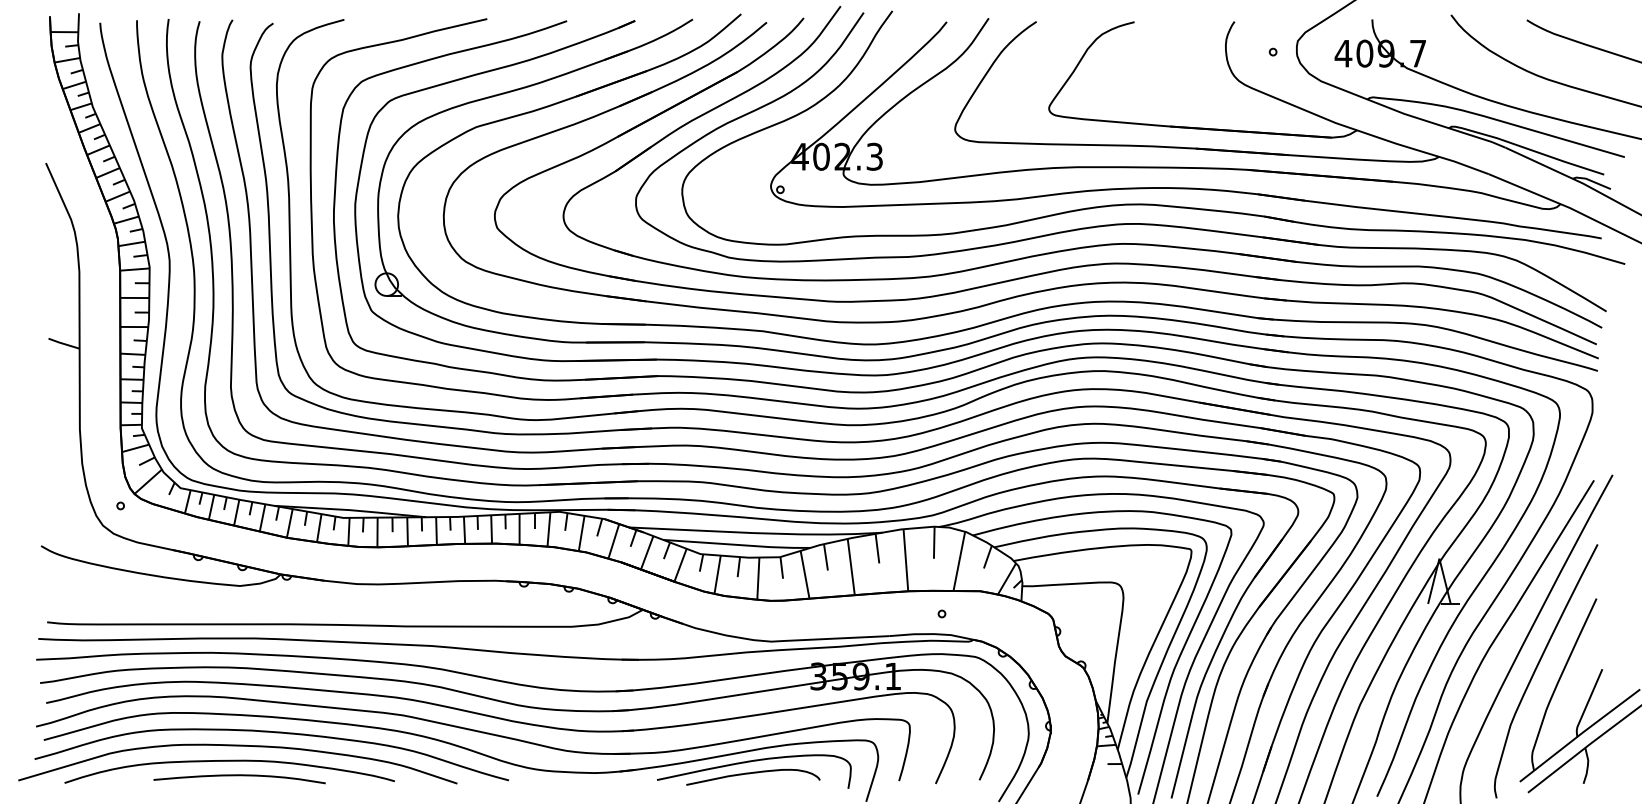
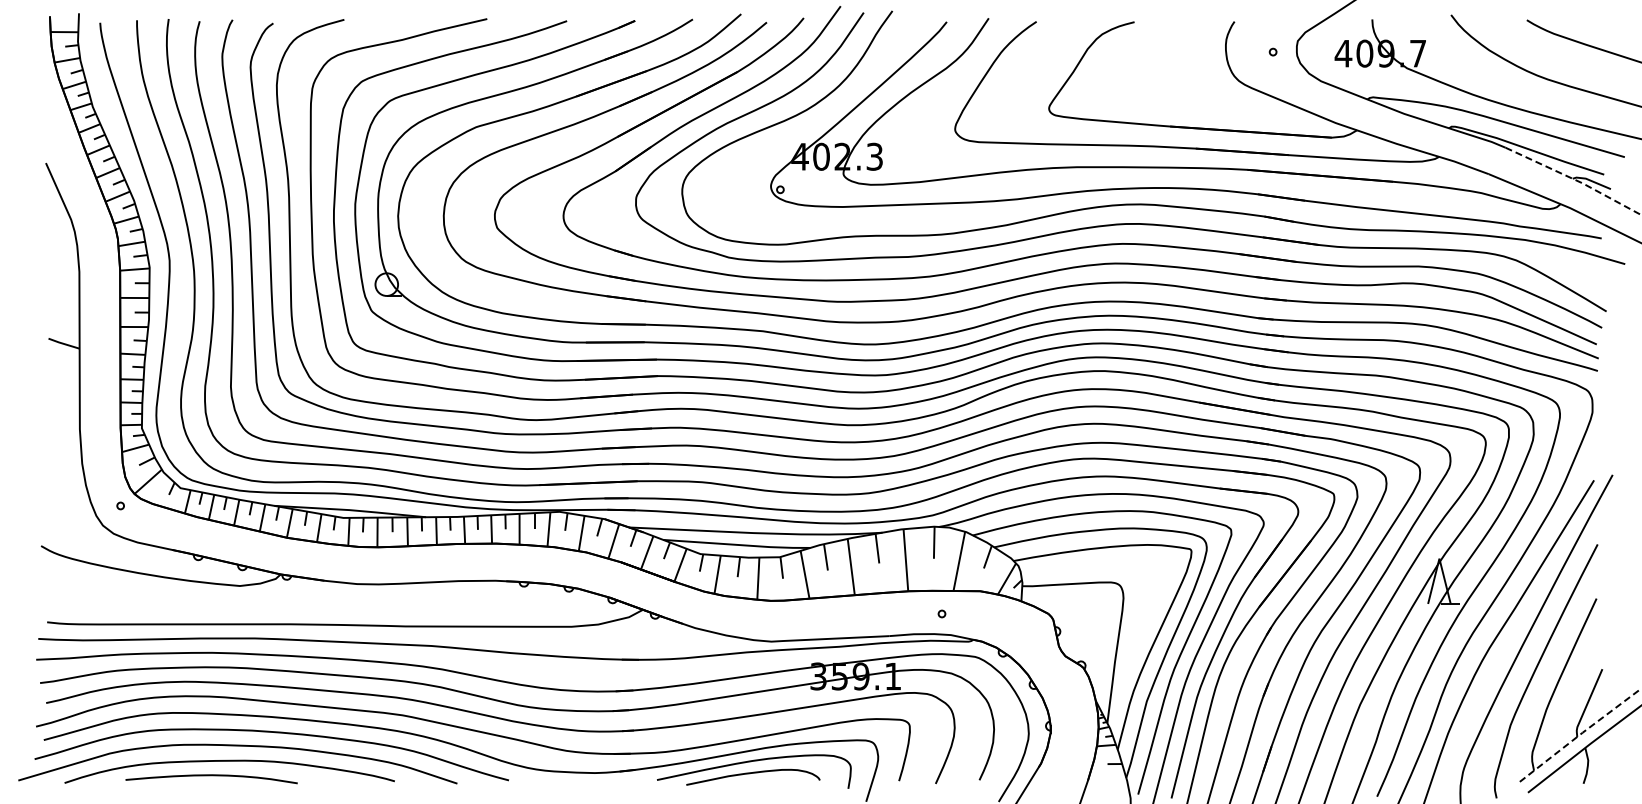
line: solid -> dashed (1574, 179)
line: solid -> dashed (1580, 734)
curve position: (239, 776) -> (211, 776) (211, 776)
